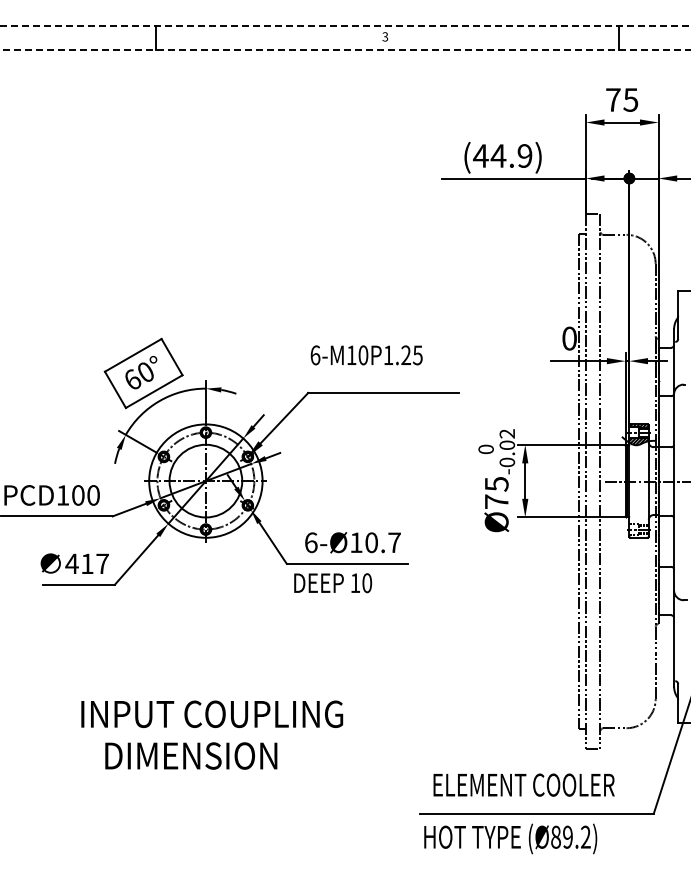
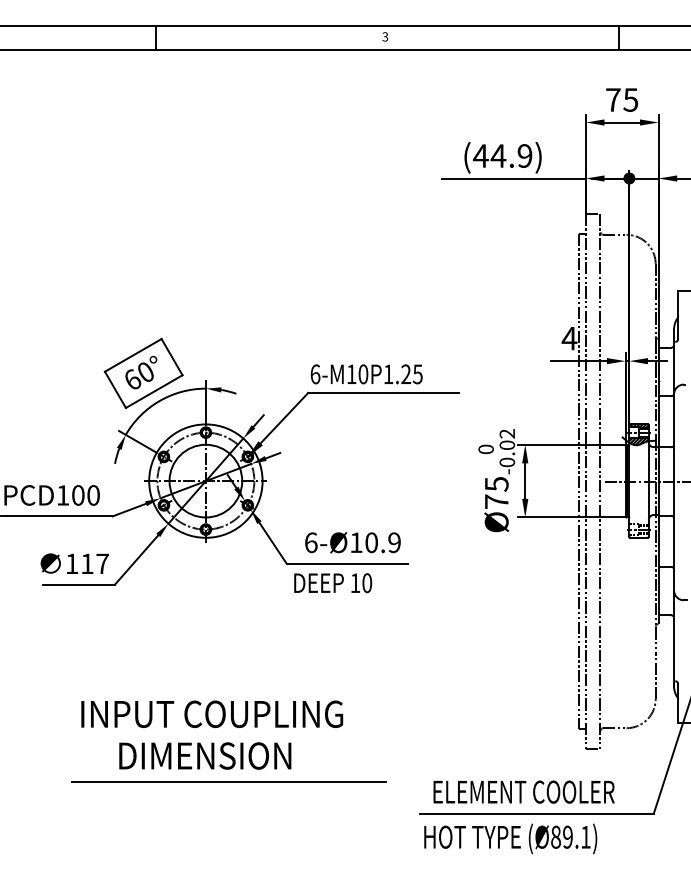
line: dashed -> solid (345, 26)
line: dashed -> solid (345, 49)
text: 0 -> 4 (569, 338)
text position: (366, 355) -> (366, 374) (366, 374)
text: 6-Ø10.7 -> 6-Ø10.9 (394, 542)
text: 417 -> 117 (71, 563)
text position: (191, 755) -> (205, 755) (205, 755)
line: none -> present (229, 782)
text position: (523, 784) -> (523, 791) (523, 791)
text: (Ø89.2) -> (Ø89.1) (585, 836)
